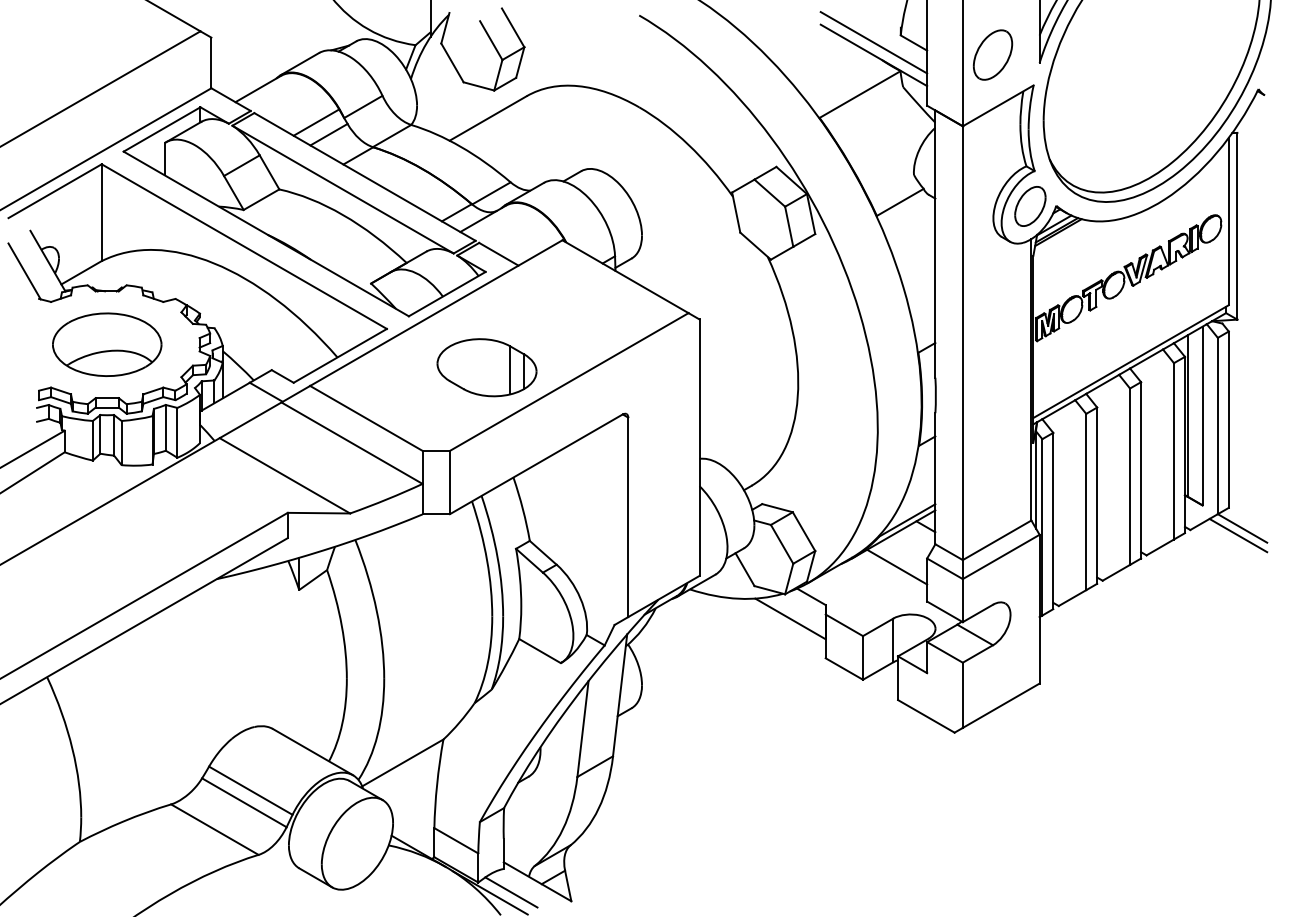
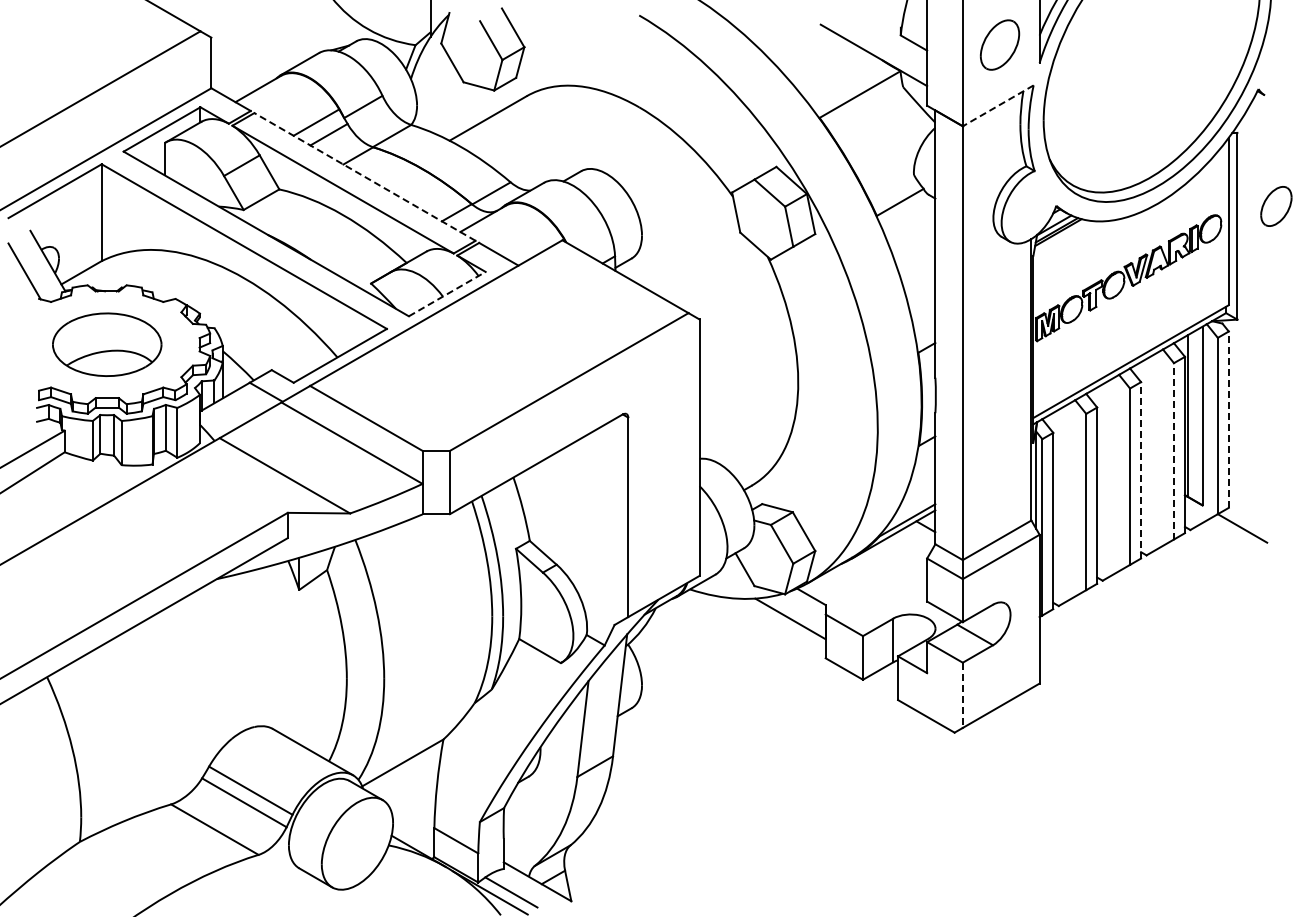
line: present -> none (873, 42)
part position: (992, 54) -> (999, 44) (999, 44)
line: solid -> dashed (998, 105)
line: solid -> dashed (365, 176)
part position: (1030, 206) -> (1276, 206) (1276, 206)
line: solid -> dashed (447, 293)
part: present -> none (486, 367)
line: solid -> dashed (1228, 419)
line: solid -> dashed (1173, 450)
line: solid -> dashed (1141, 469)
line: present -> none (1238, 535)
line: present -> none (897, 566)
line: solid -> dashed (962, 695)
